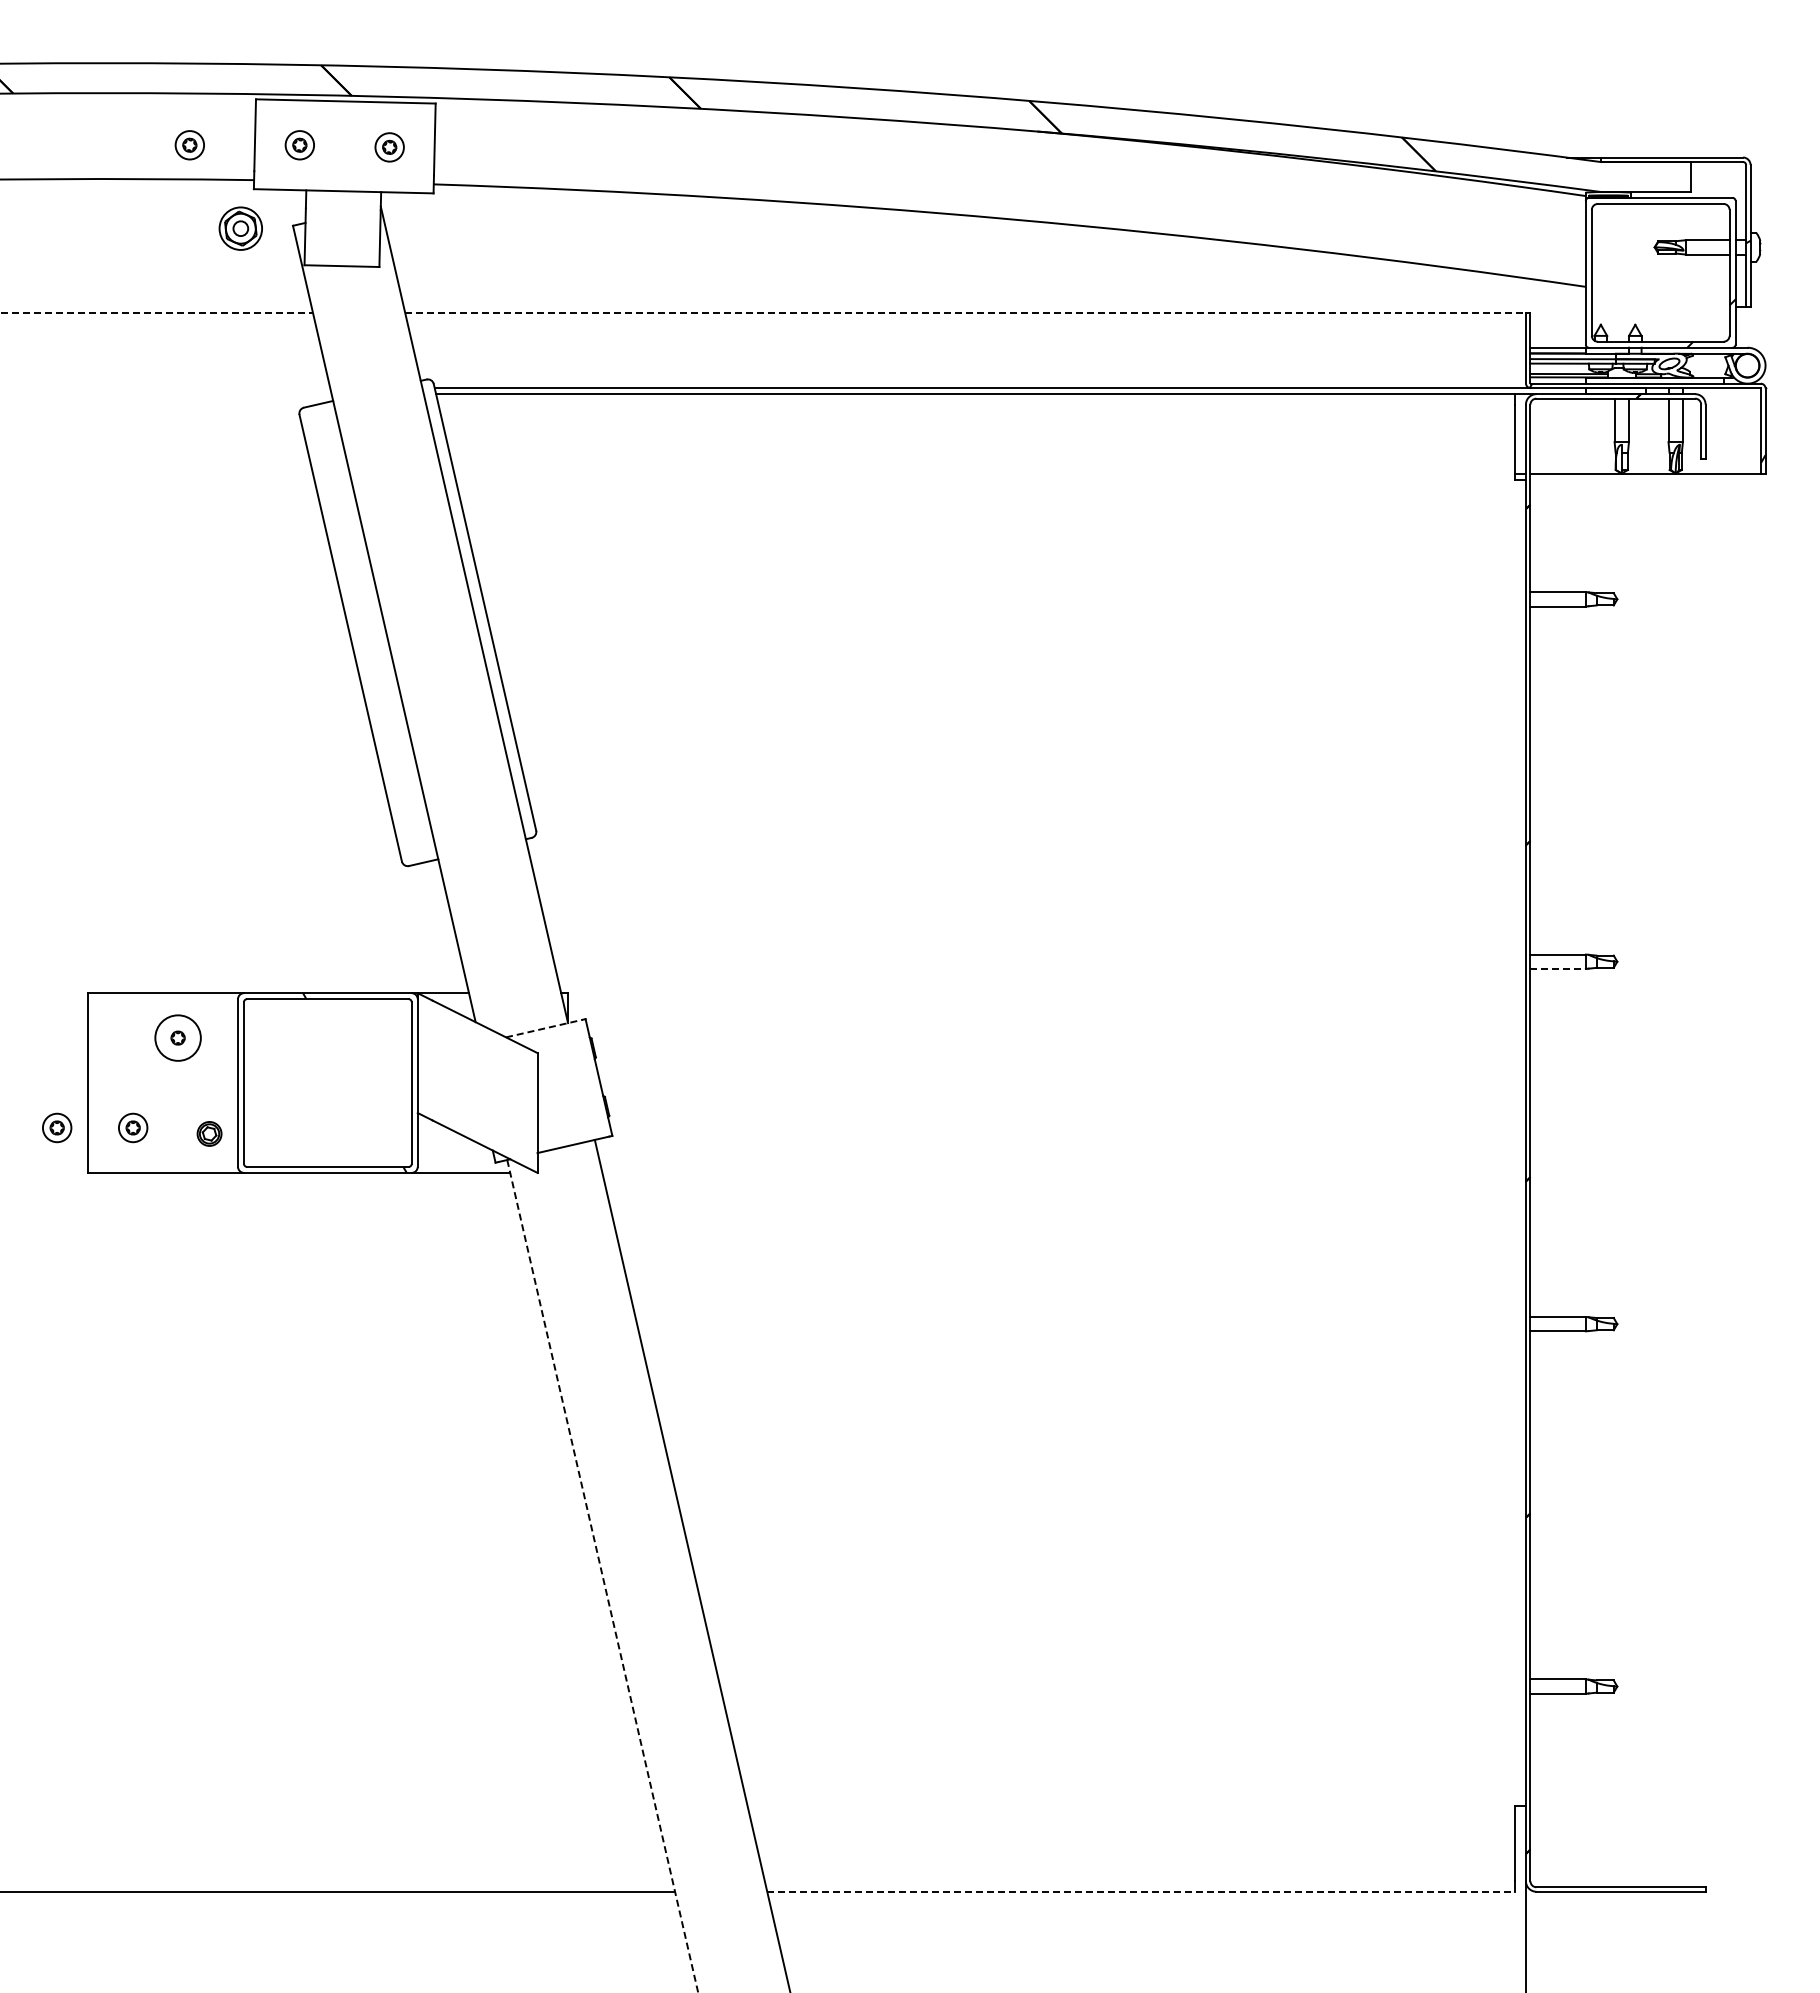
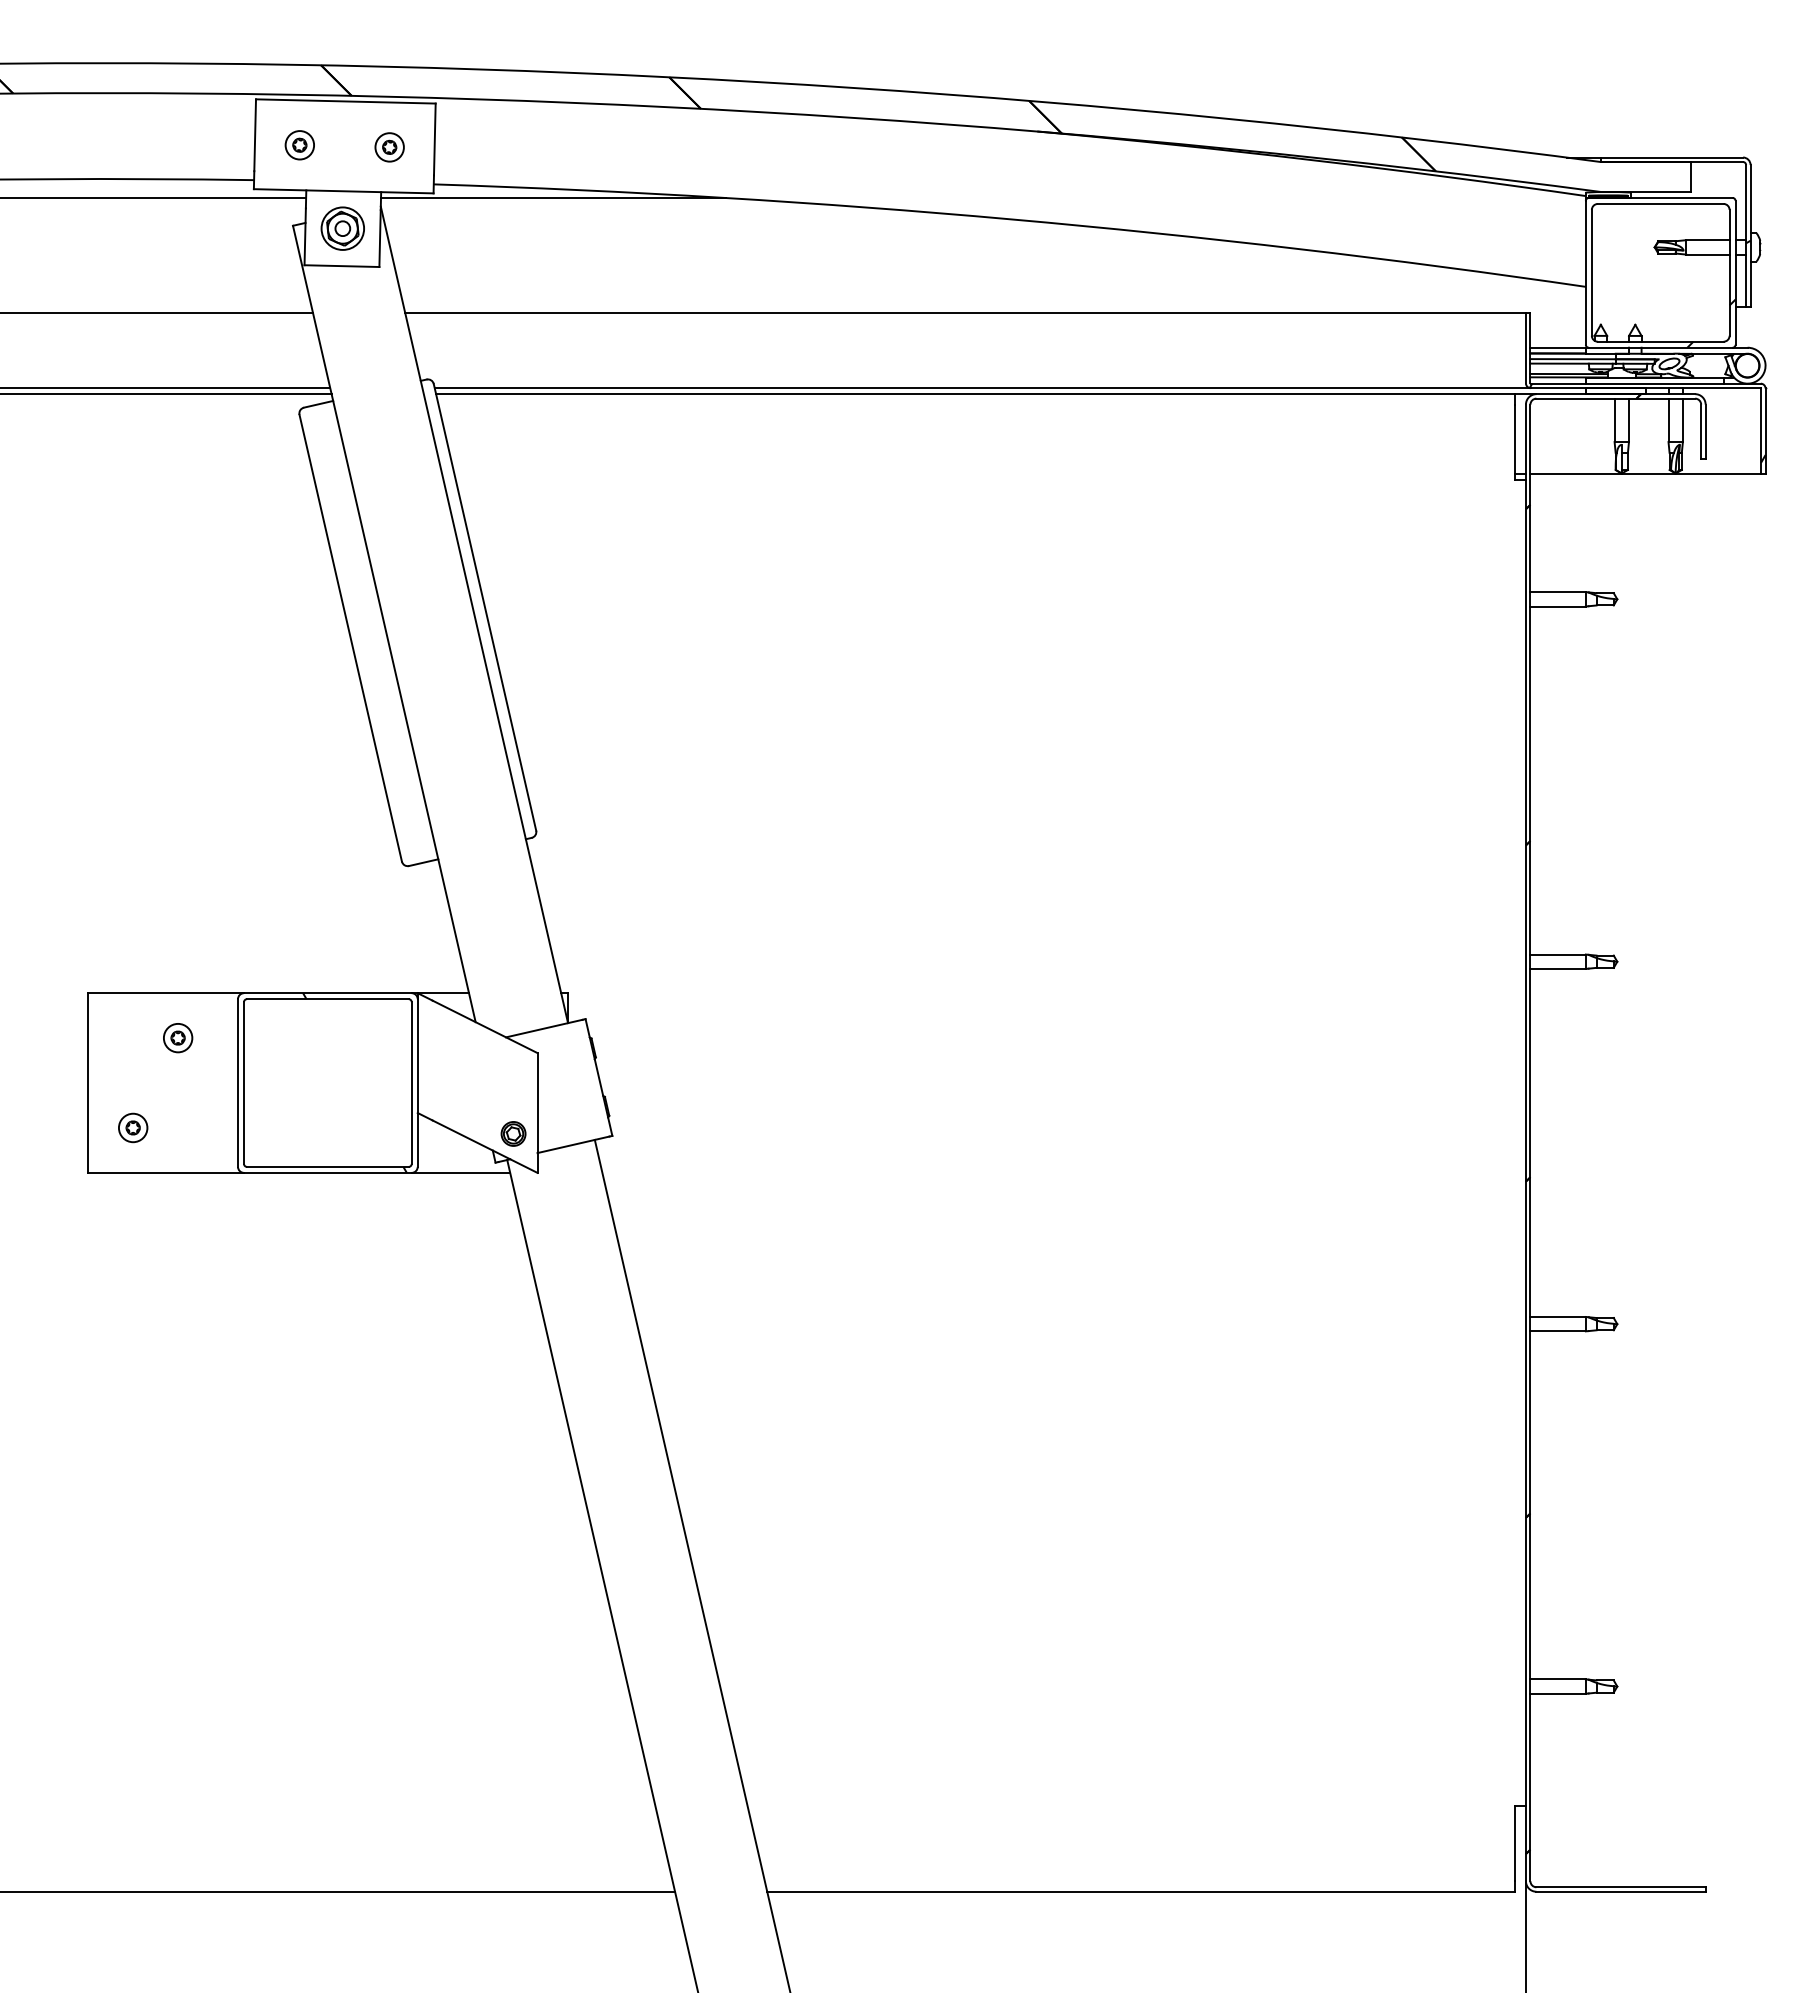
part: present -> none (189, 145)
line: none -> present (154, 197)
line: none -> present (553, 197)
part position: (240, 228) -> (342, 228) (342, 228)
line: dashed -> solid (157, 313)
line: dashed -> solid (966, 313)
line: none -> present (166, 388)
line: none -> present (166, 394)
line: dashed -> solid (1558, 968)
line: dashed -> solid (544, 1028)
circle diameter: 46 px -> 28 px (177, 1037)
part: present -> none (57, 1127)
part position: (209, 1133) -> (513, 1133) (513, 1133)
line: dashed -> solid (602, 1576)
line: dashed -> solid (1141, 1891)
